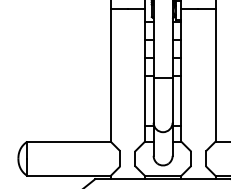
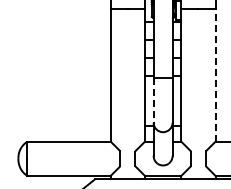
line: solid -> dashed (215, 74)
line: solid -> dashed (153, 101)
